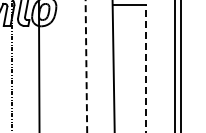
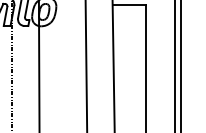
line: dashed -> solid (86, 66)
line: dashed -> solid (145, 68)
